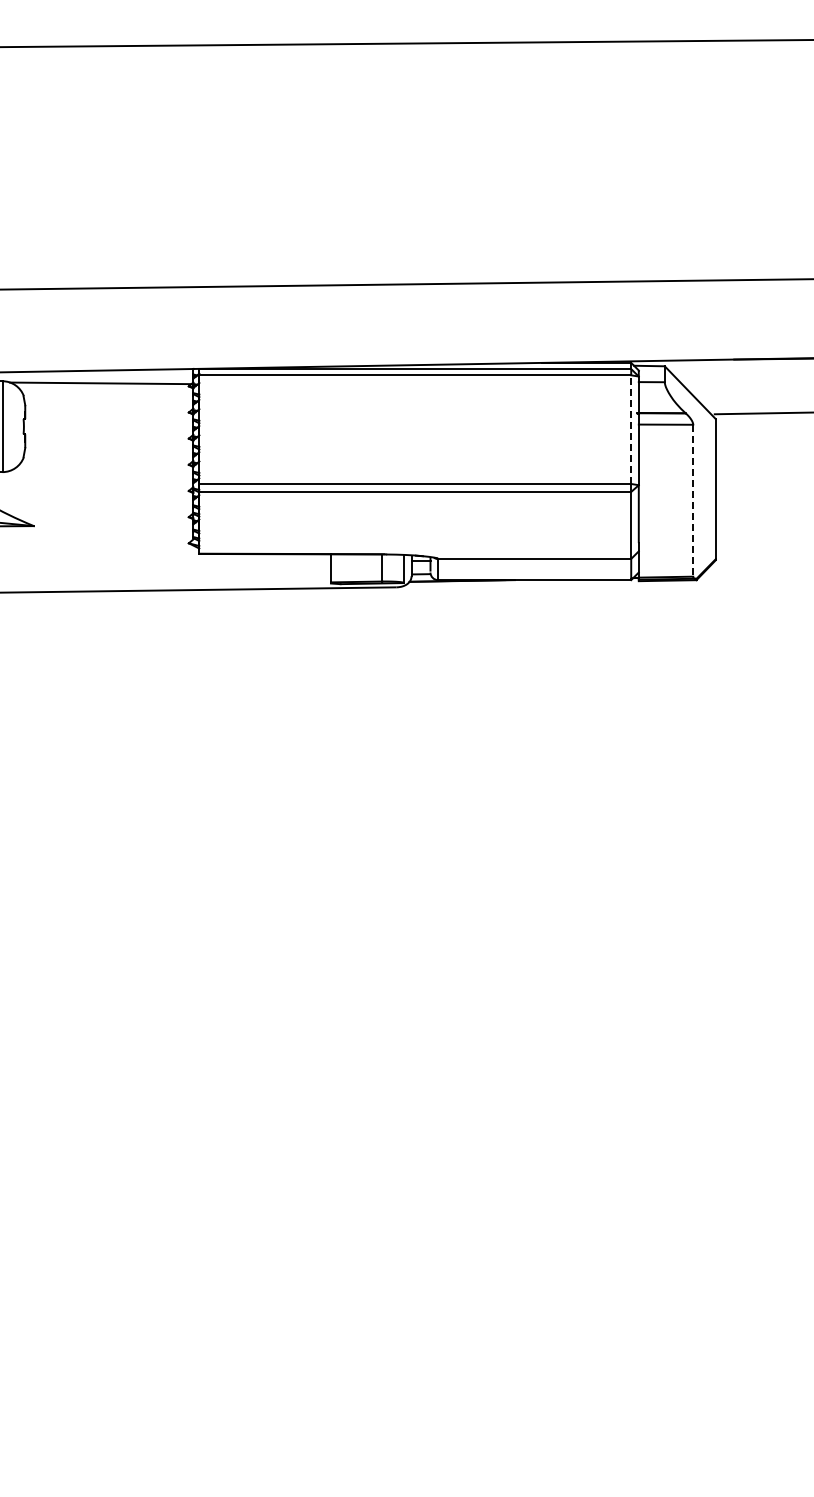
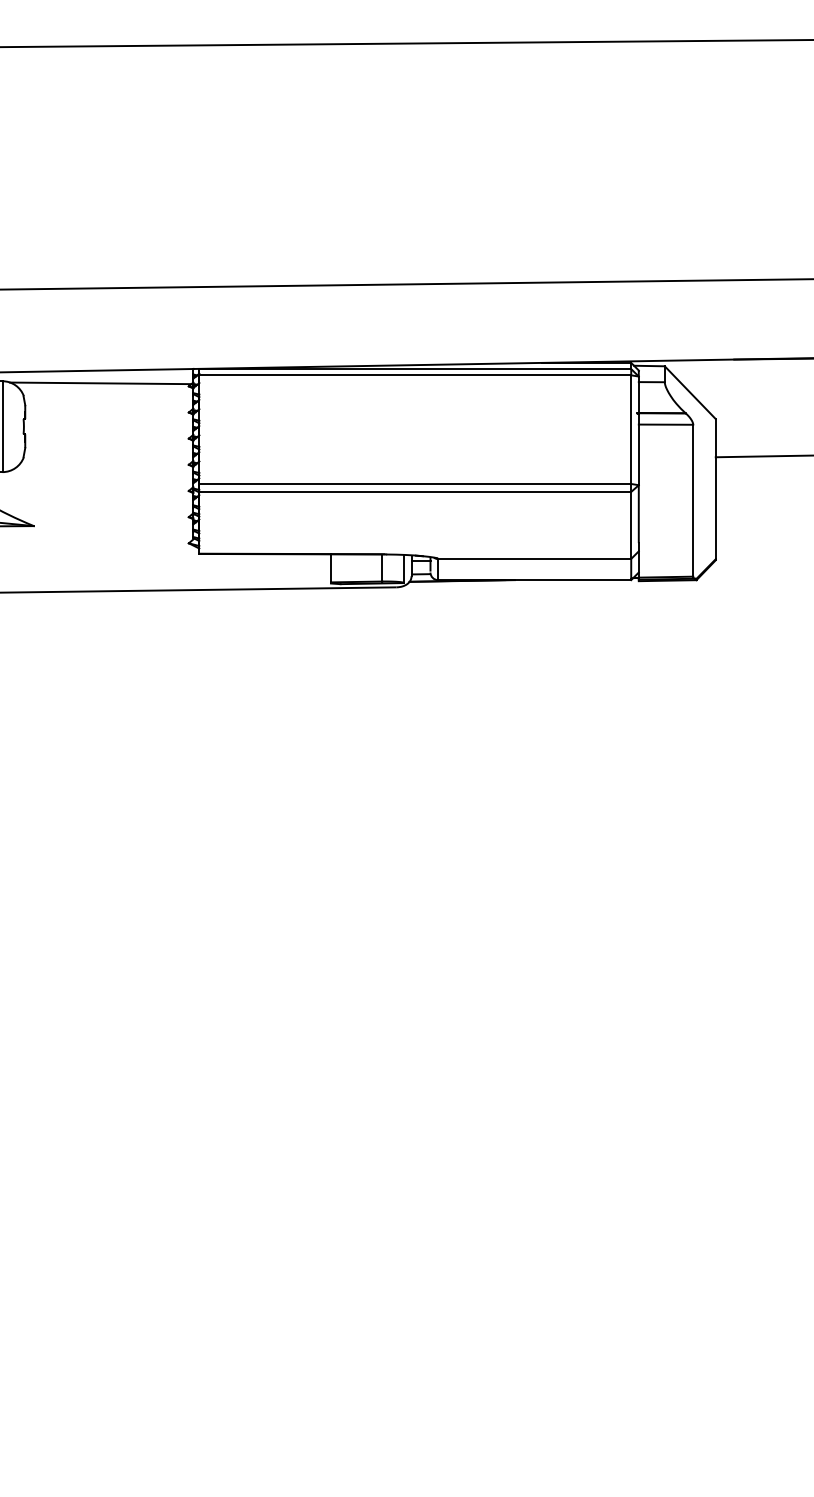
line position: (762, 413) -> (762, 456) (762, 456)
line: dashed -> solid (631, 429)
line: dashed -> solid (693, 500)
